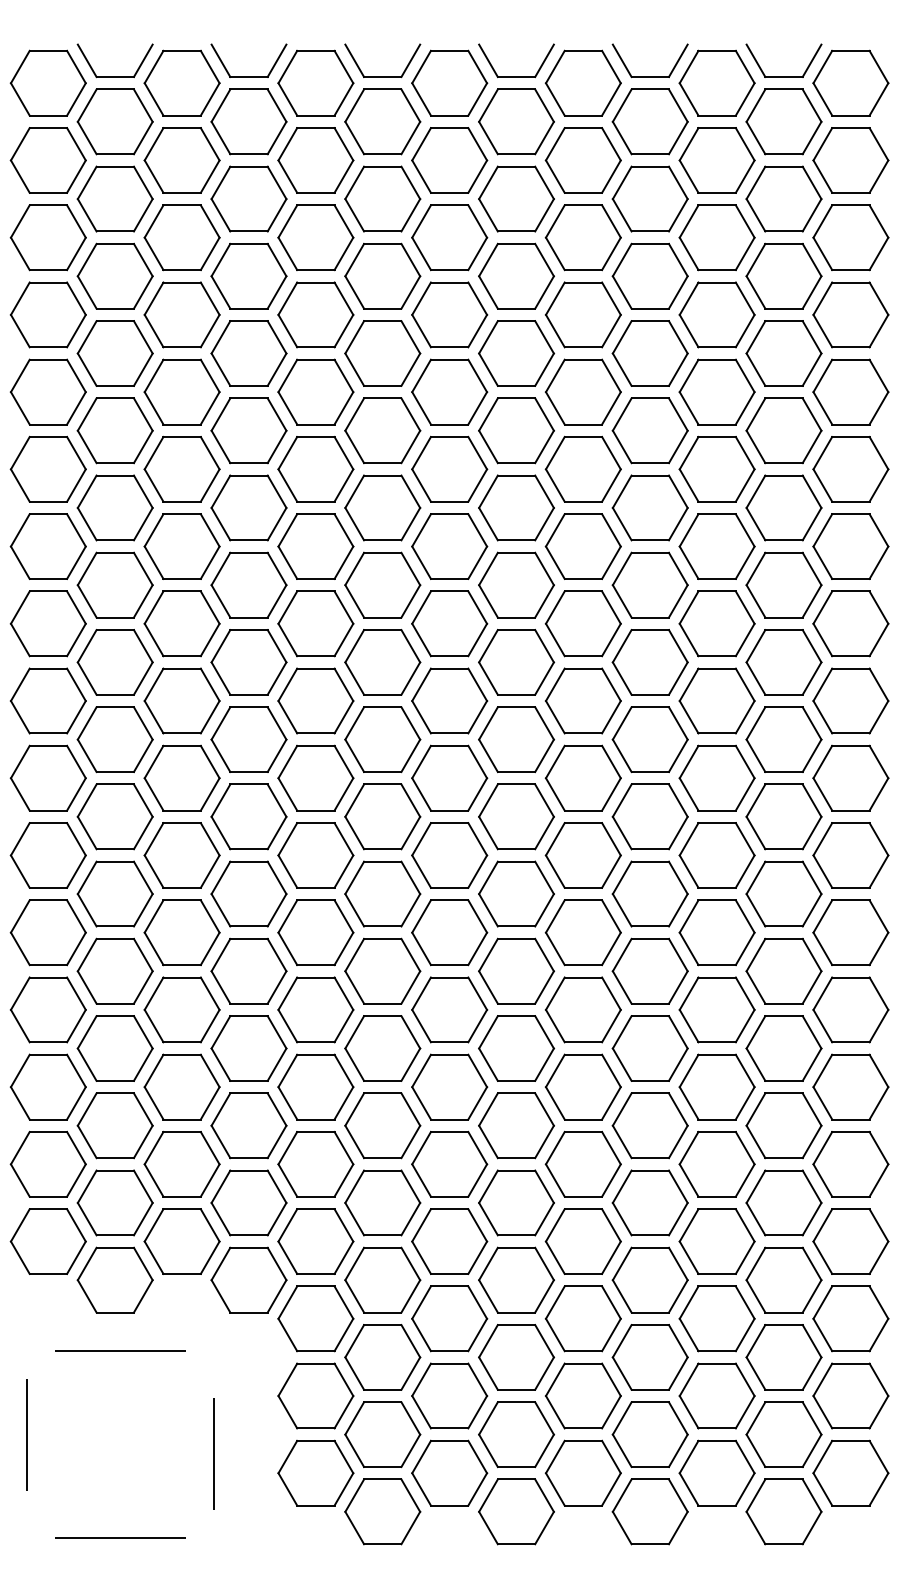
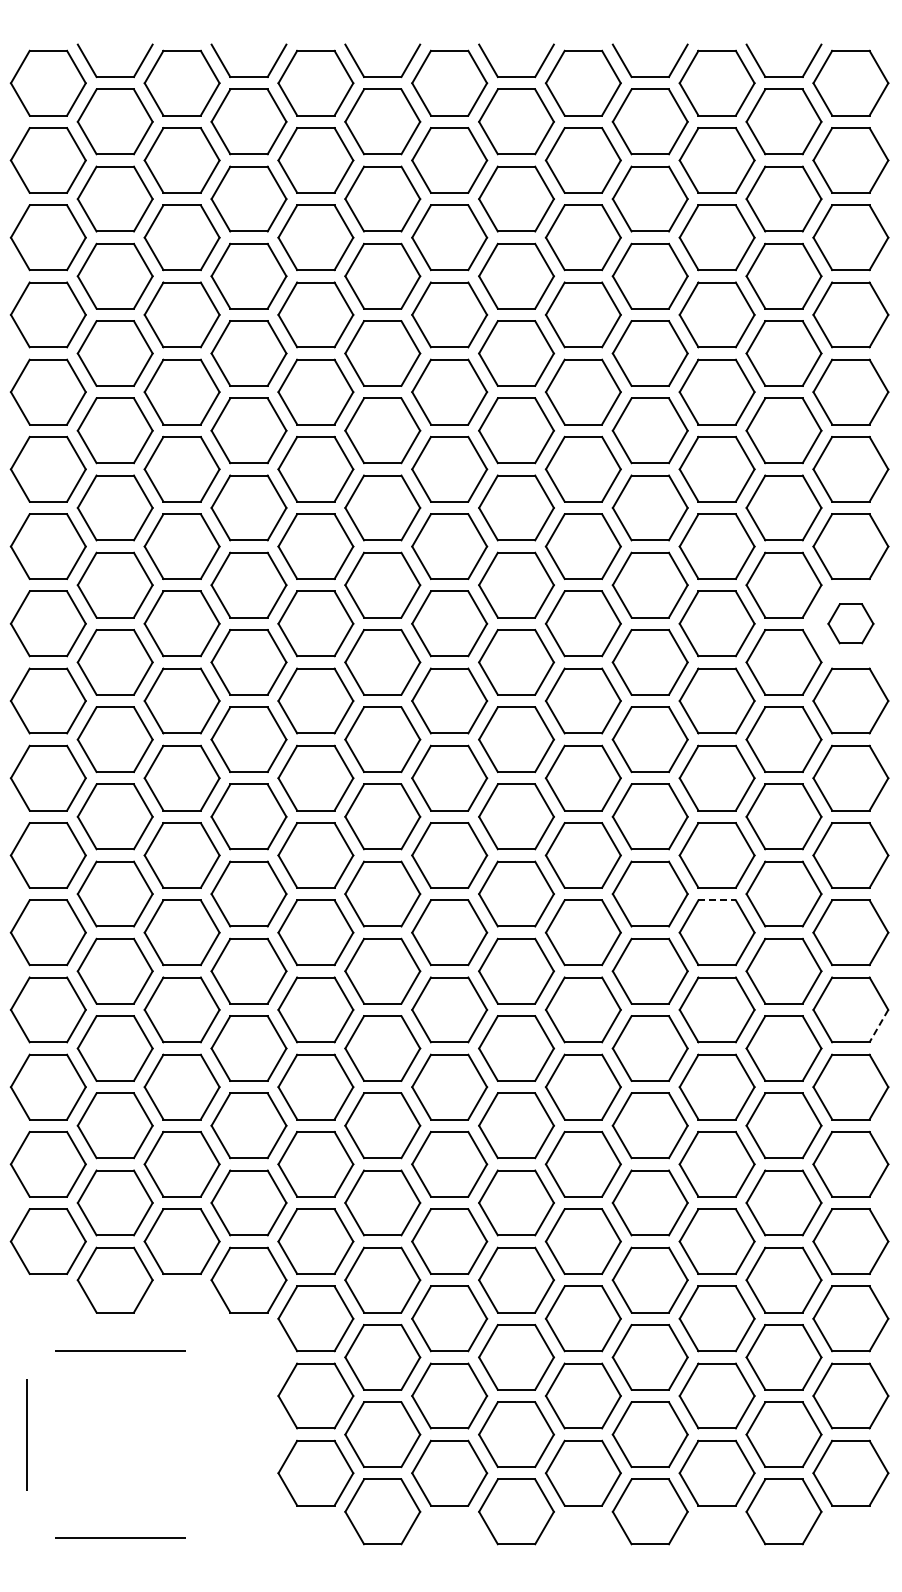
part size: 78x68 px -> 48x42 px (850, 623)
line: solid -> dashed (717, 900)
line: solid -> dashed (878, 1026)
line: present -> none (213, 1453)
